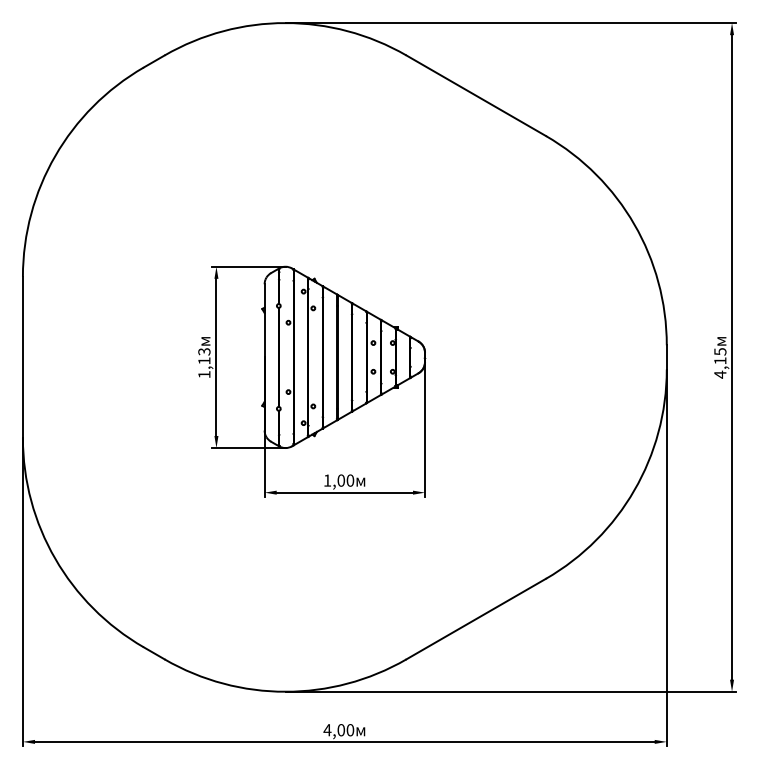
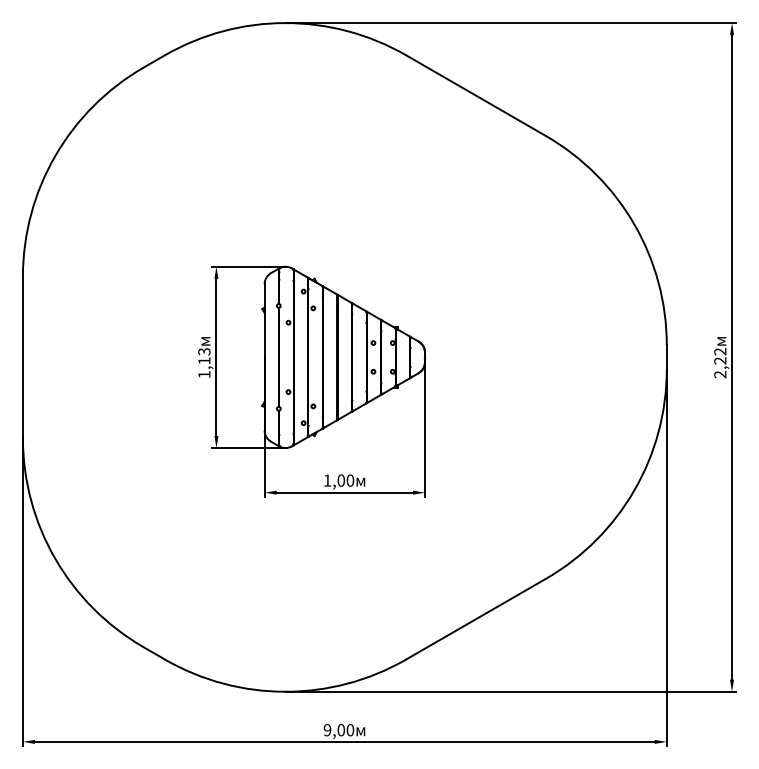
text: 4,15 -> 2,22 (720, 363)
text: 4,00 -> 9,00 (327, 730)
